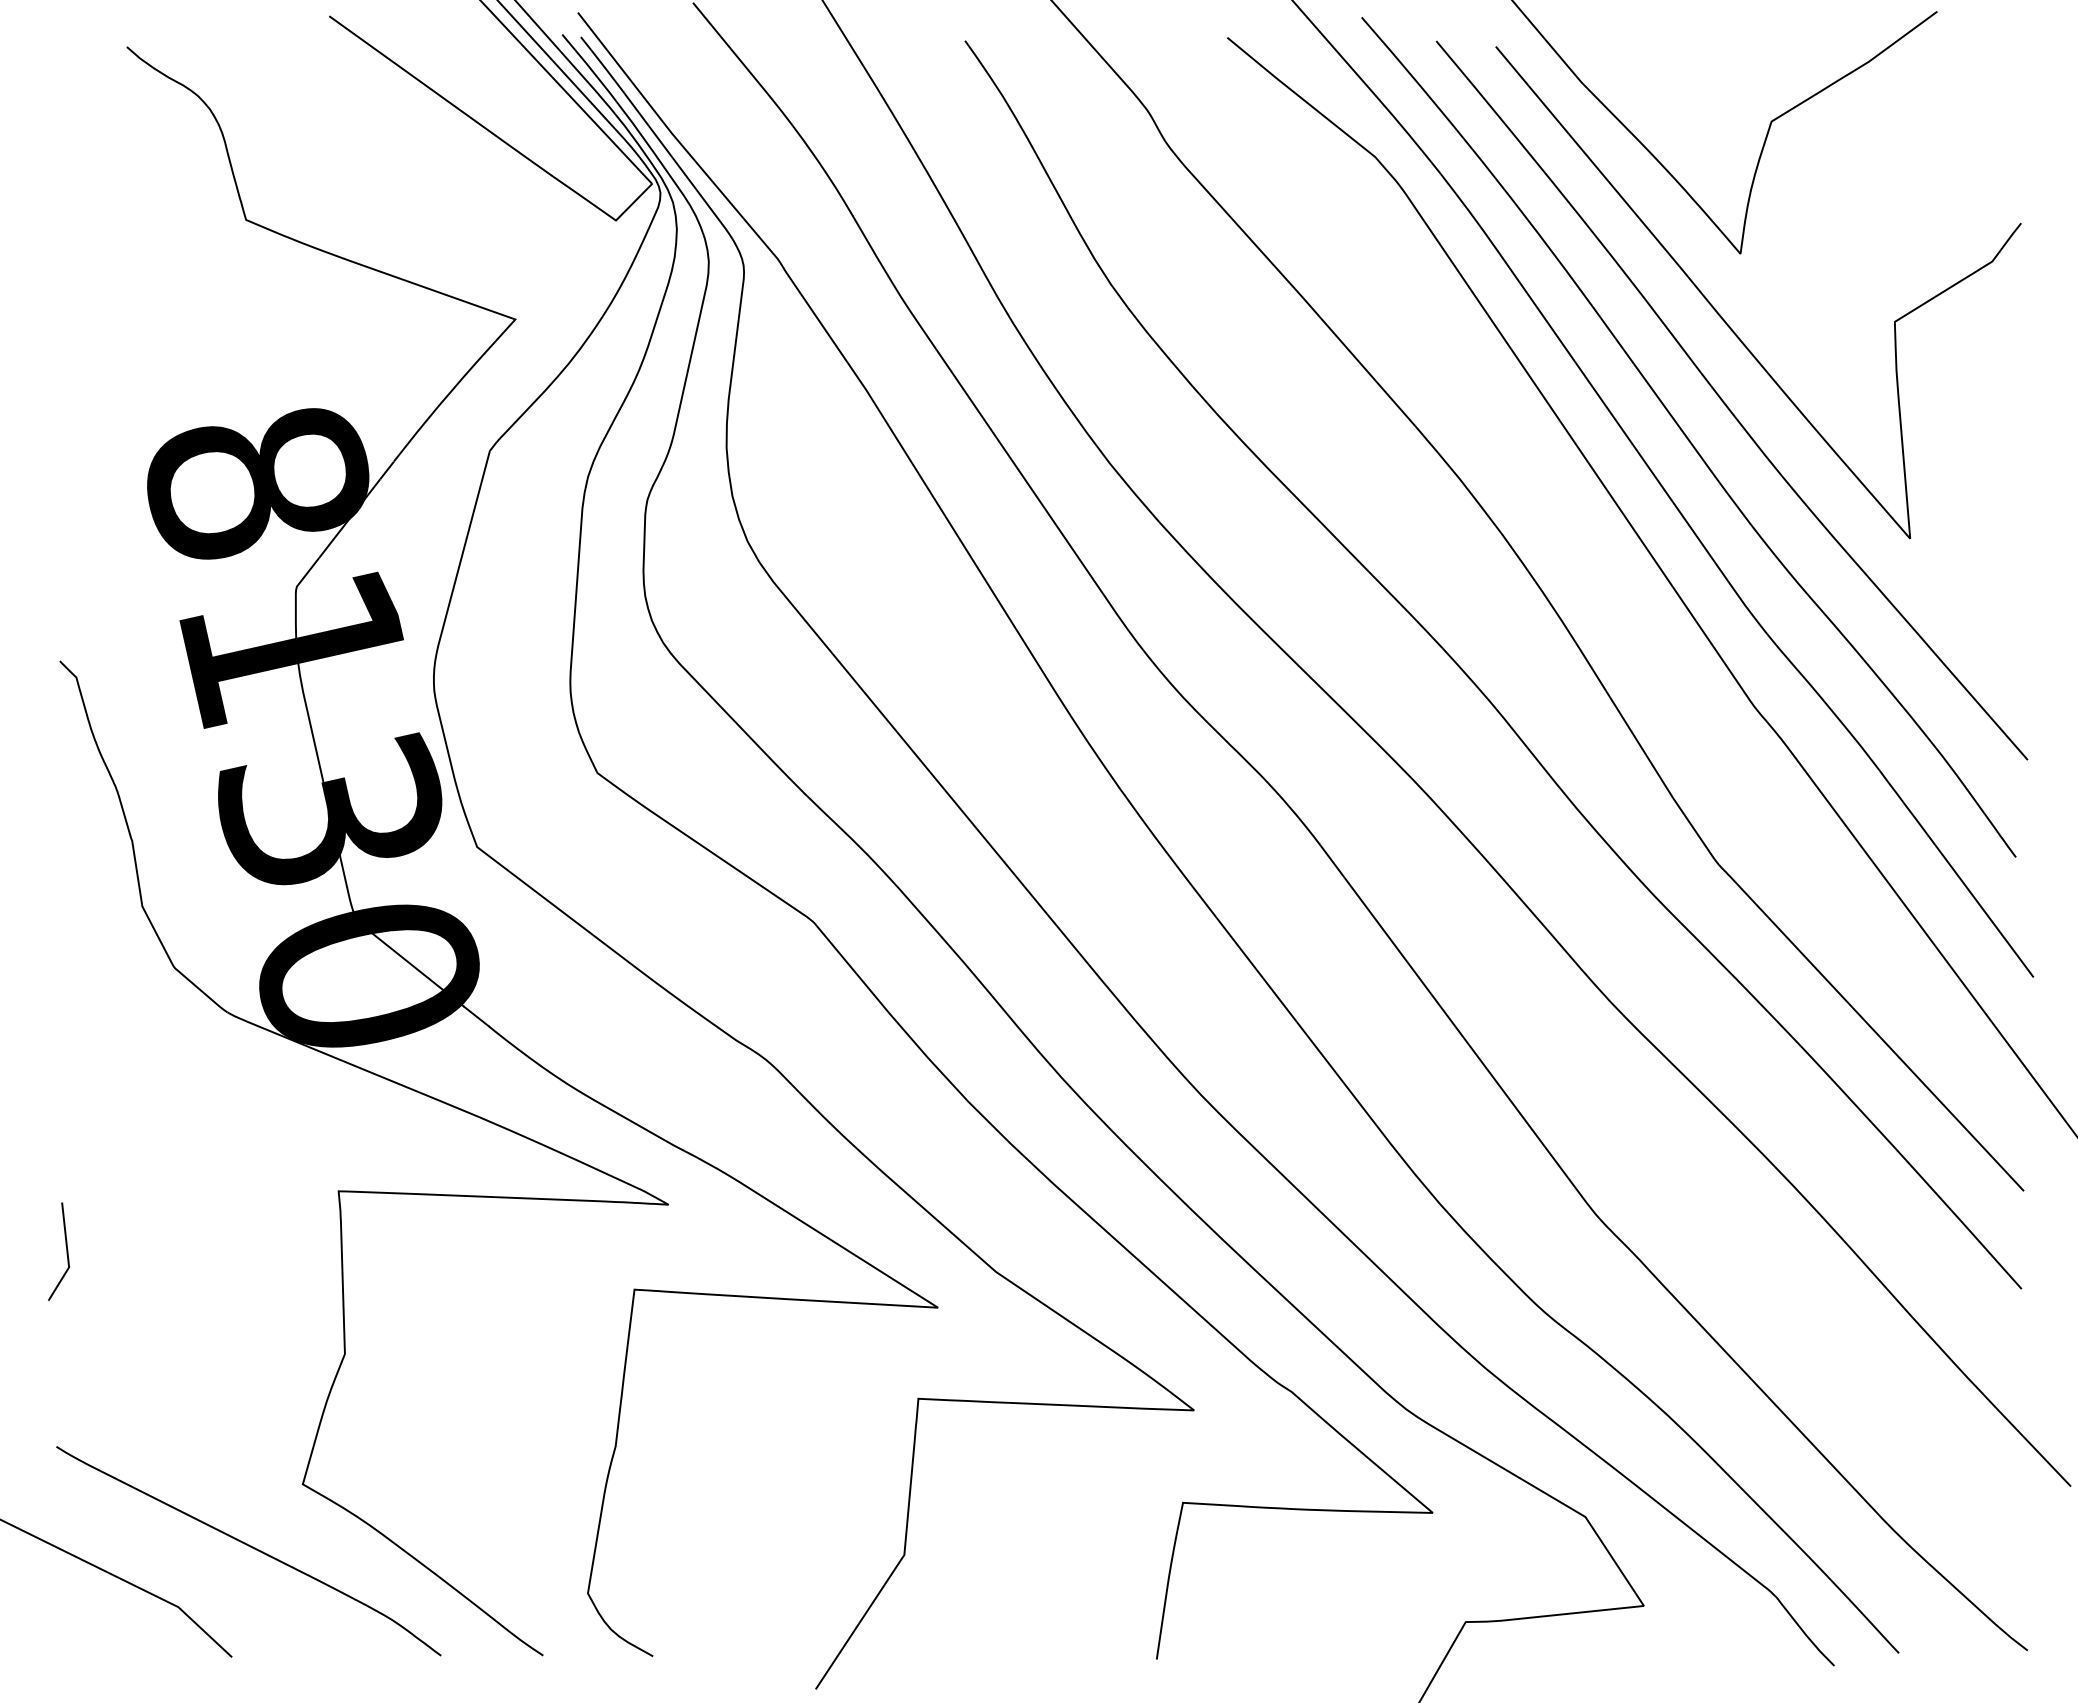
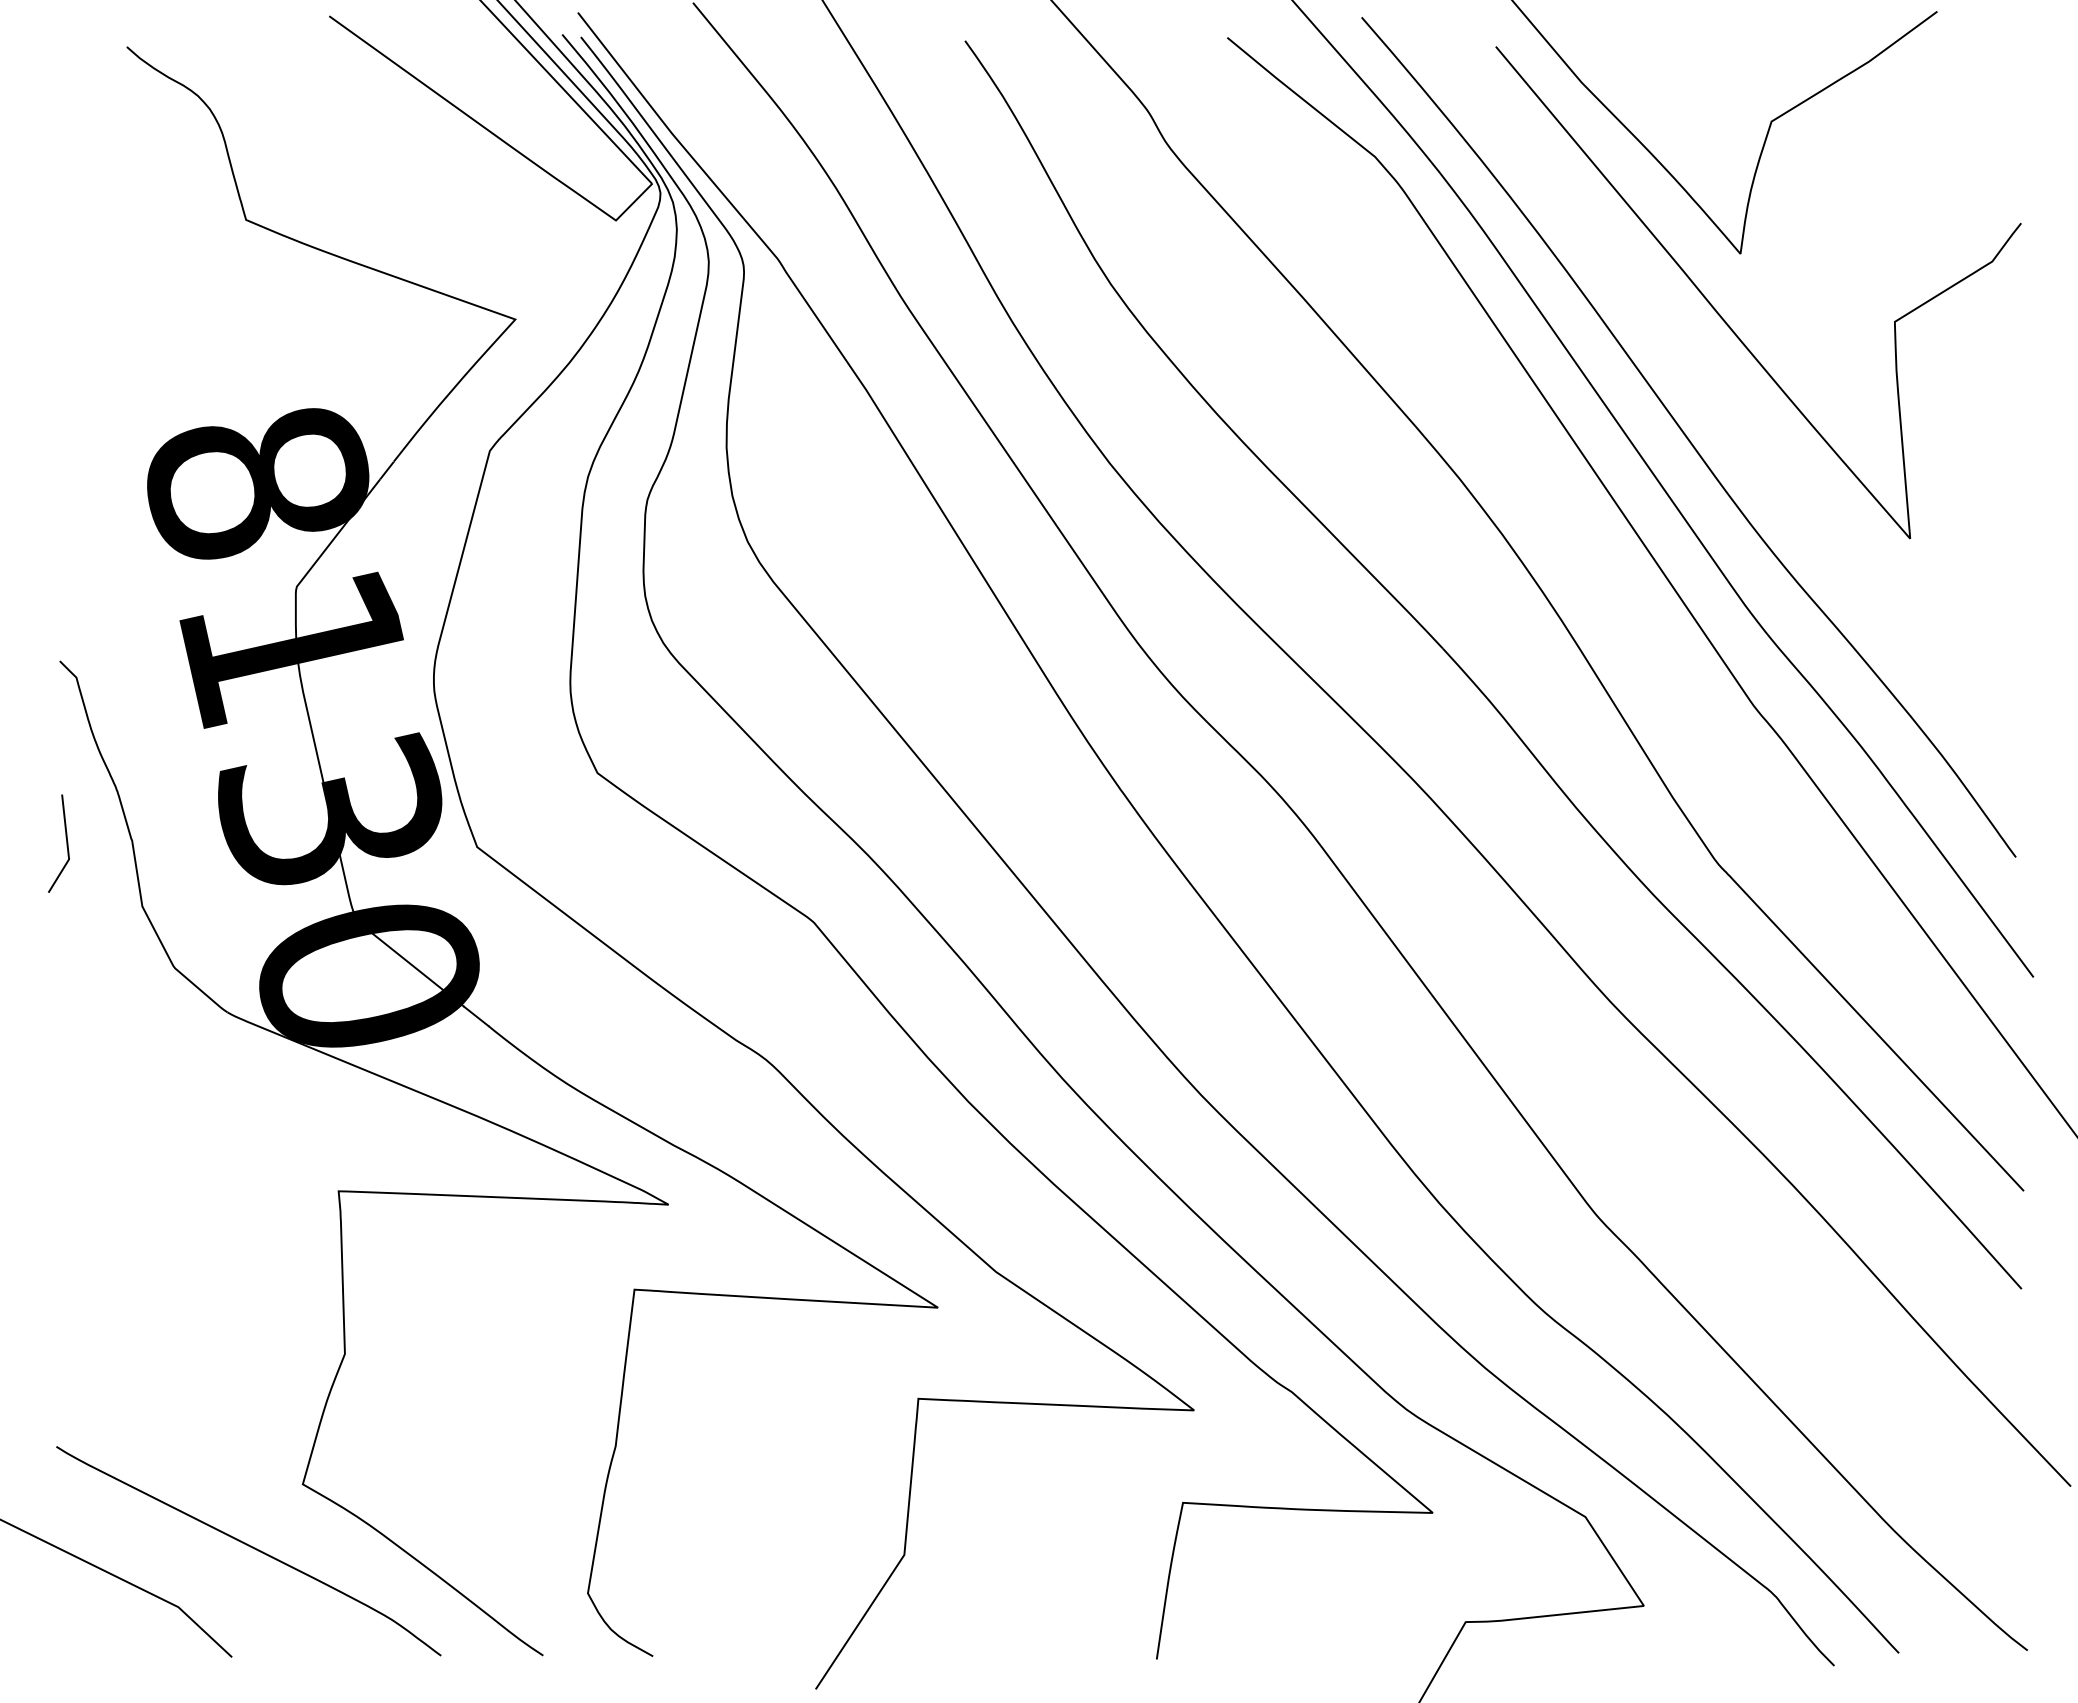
curve: present -> none (1726, 404)
line position: (66, 1251) -> (66, 843) (66, 843)
